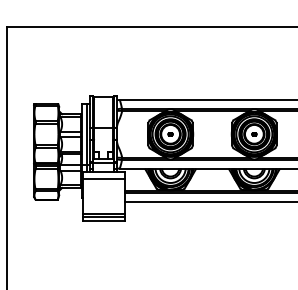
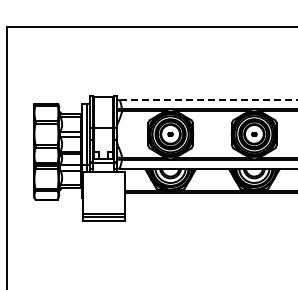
line: solid -> dashed (208, 99)
line: present -> none (103, 178)
line: present -> none (209, 202)
